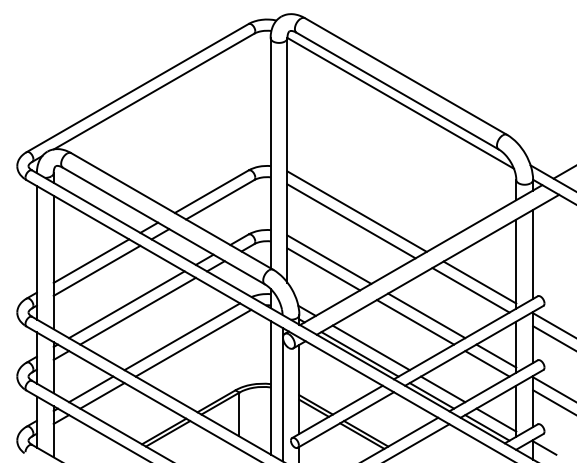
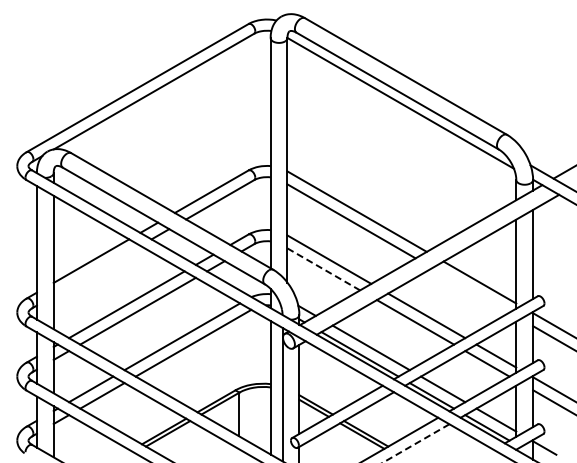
line: solid -> dashed (323, 269)
line: present -> none (96, 270)
line: present -> none (470, 290)
line: solid -> dashed (415, 443)
